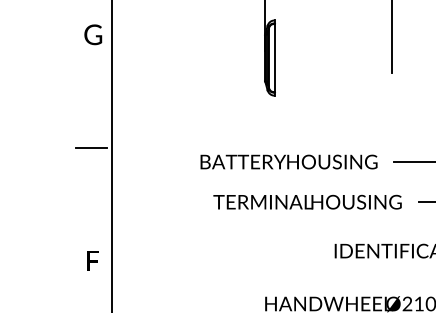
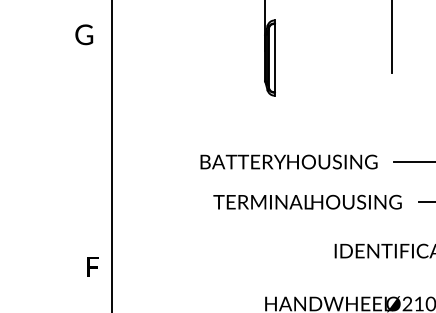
text position: (93, 34) -> (84, 34) (84, 34)
line: present -> none (91, 148)
text position: (92, 260) -> (92, 266) (92, 266)
